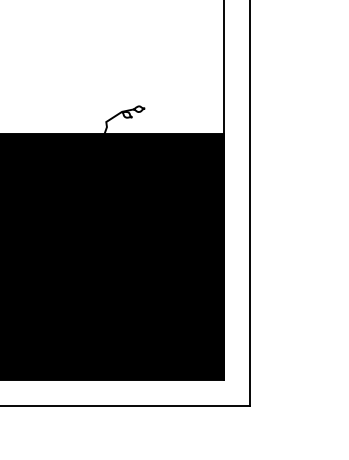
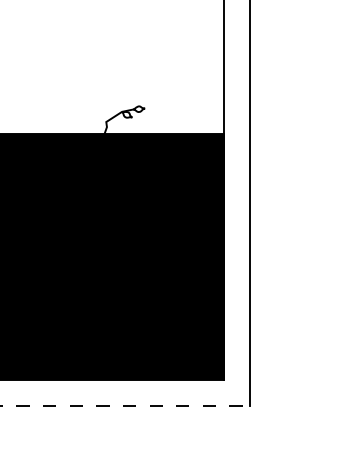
line: solid -> dashed (125, 405)
